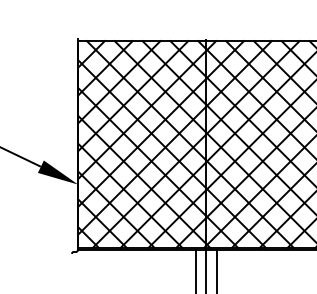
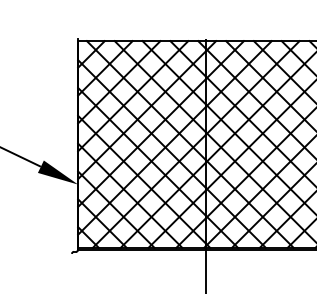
line: present -> none (195, 269)
line: present -> none (216, 269)
